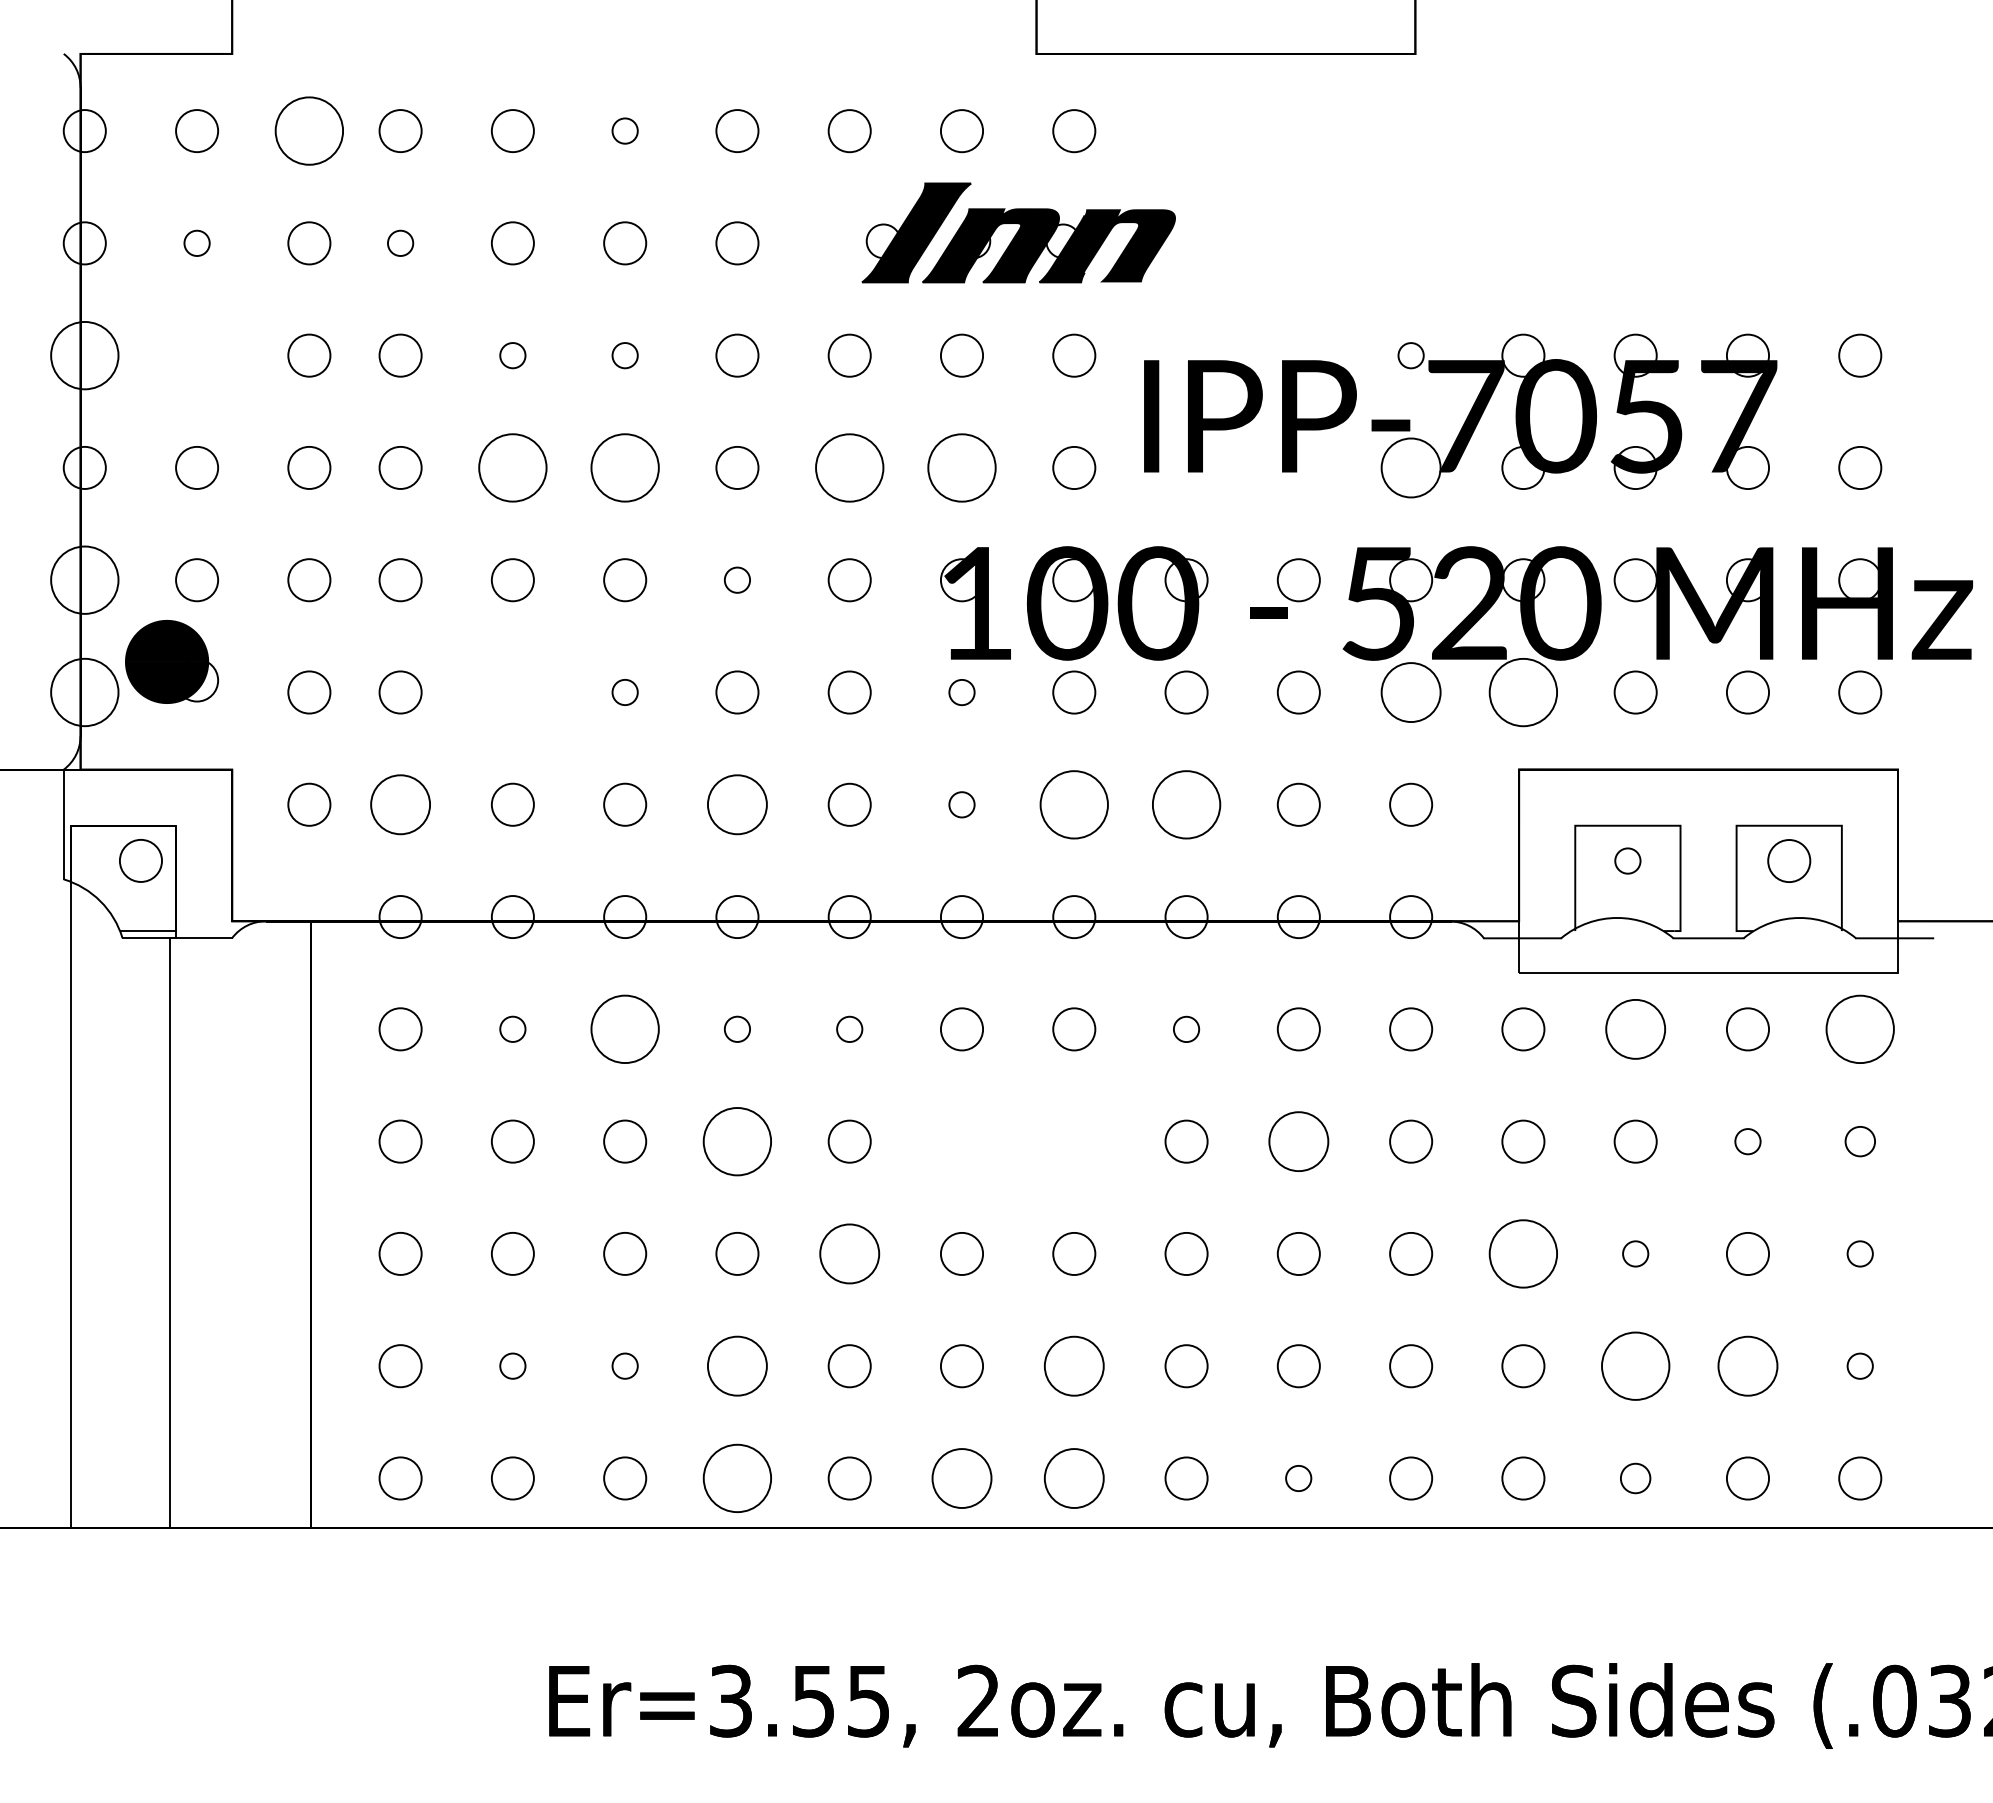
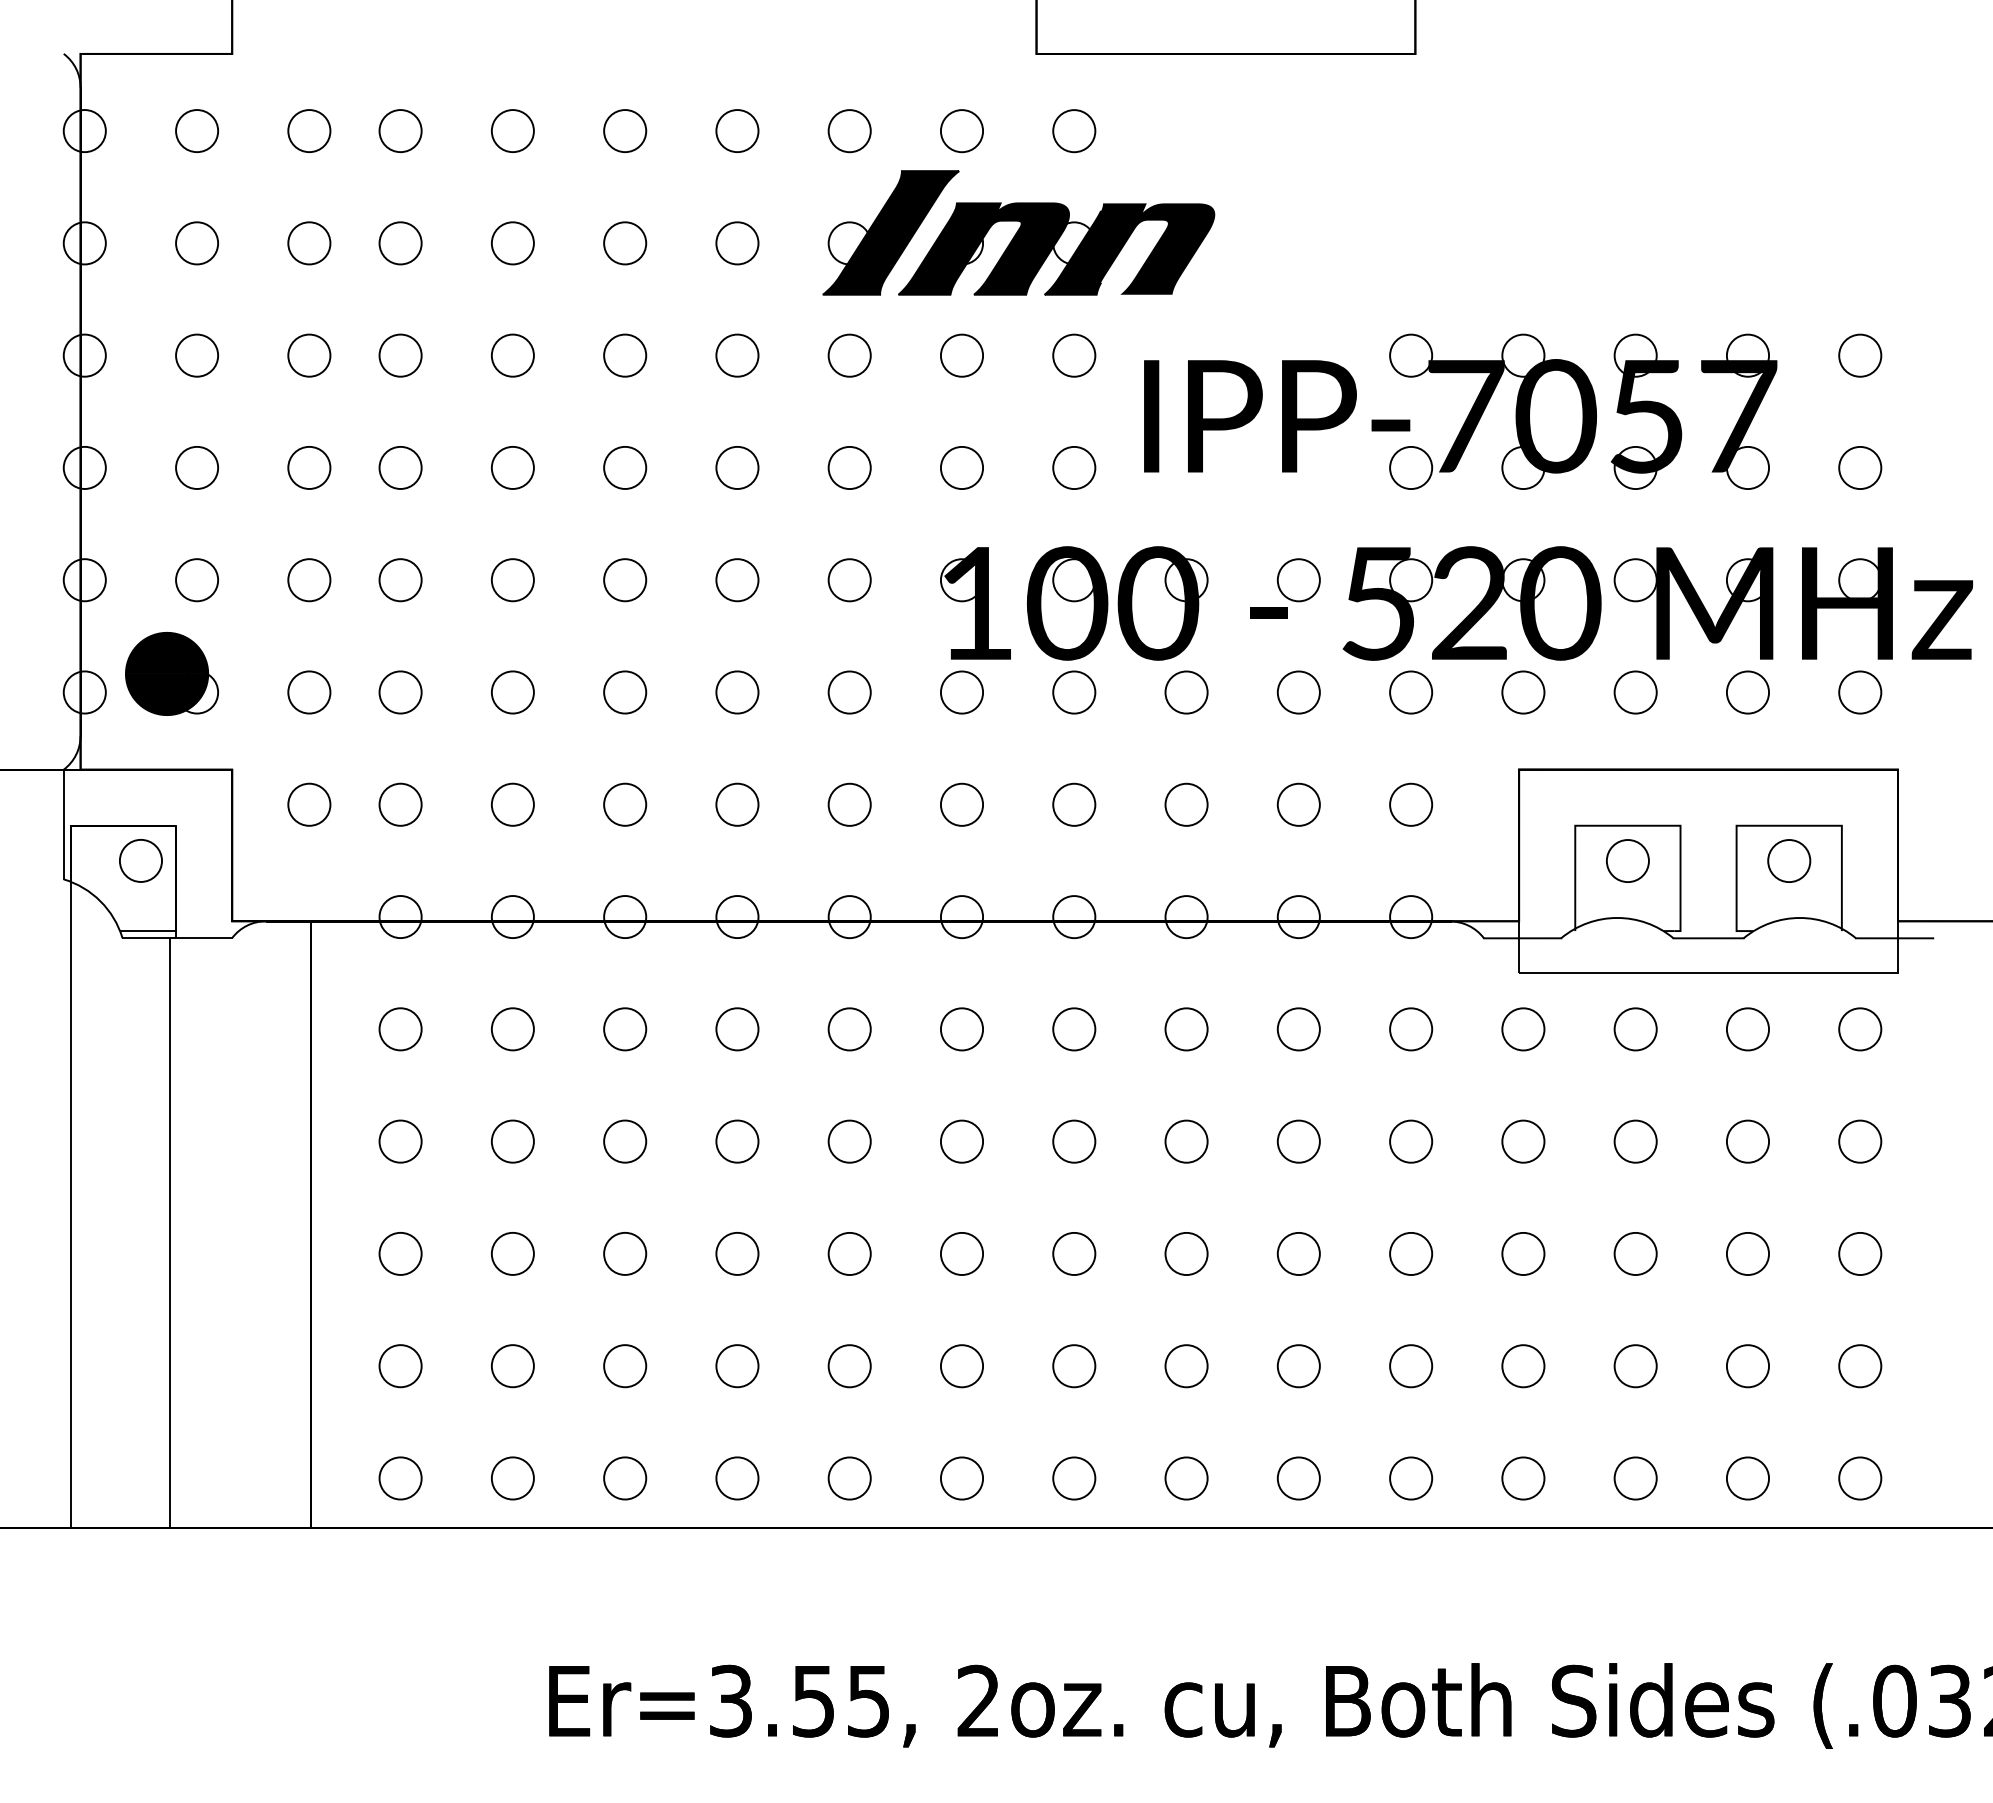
circle diameter: 67 px -> 42 px (309, 131)
circle diameter: 25 px -> 42 px (625, 131)
part size: 315x102 px -> 394x126 px (1018, 232)
circle diameter: 25 px -> 42 px (197, 243)
circle diameter: 25 px -> 42 px (400, 243)
circle diameter: 67 px -> 42 px (84, 355)
circle: none -> present (196, 355)
circle diameter: 25 px -> 42 px (512, 355)
circle diameter: 25 px -> 42 px (625, 355)
circle diameter: 25 px -> 42 px (1411, 355)
circle diameter: 67 px -> 42 px (512, 467)
circle diameter: 67 px -> 42 px (625, 467)
circle diameter: 67 px -> 42 px (849, 467)
circle diameter: 67 px -> 42 px (961, 467)
circle diameter: 59 px -> 42 px (1411, 467)
circle diameter: 67 px -> 42 px (84, 580)
circle diameter: 25 px -> 42 px (737, 580)
part position: (171, 661) -> (171, 673) (171, 673)
circle diameter: 67 px -> 42 px (84, 692)
circle: none -> present (512, 692)
circle diameter: 25 px -> 42 px (625, 692)
circle diameter: 25 px -> 42 px (961, 692)
circle diameter: 59 px -> 42 px (1411, 692)
circle diameter: 67 px -> 42 px (1523, 692)
circle diameter: 59 px -> 42 px (400, 804)
circle diameter: 59 px -> 42 px (737, 804)
circle diameter: 25 px -> 42 px (961, 804)
circle diameter: 67 px -> 42 px (1074, 804)
circle diameter: 67 px -> 42 px (1186, 804)
circle diameter: 25 px -> 42 px (1627, 861)
circle diameter: 25 px -> 42 px (512, 1029)
circle diameter: 25 px -> 42 px (737, 1029)
circle size: 28x28 px -> 45x45 px (1186, 1029)
circle diameter: 59 px -> 42 px (1635, 1029)
circle diameter: 67 px -> 42 px (625, 1029)
circle diameter: 25 px -> 42 px (849, 1029)
circle diameter: 67 px -> 42 px (1860, 1029)
circle size: 70x70 px -> 45x45 px (737, 1141)
circle: none -> present (961, 1141)
circle: none -> present (1074, 1141)
circle diameter: 59 px -> 42 px (1298, 1141)
circle diameter: 25 px -> 42 px (1747, 1141)
circle size: 32x32 px -> 45x45 px (1860, 1141)
circle diameter: 59 px -> 42 px (849, 1253)
circle diameter: 67 px -> 42 px (1523, 1253)
circle diameter: 25 px -> 42 px (1635, 1253)
circle diameter: 25 px -> 42 px (1860, 1253)
circle diameter: 25 px -> 42 px (512, 1366)
circle diameter: 25 px -> 42 px (625, 1366)
circle diameter: 59 px -> 42 px (737, 1366)
circle diameter: 59 px -> 42 px (1074, 1366)
circle diameter: 67 px -> 42 px (1635, 1366)
circle diameter: 59 px -> 42 px (1747, 1366)
circle diameter: 25 px -> 42 px (1860, 1366)
circle diameter: 67 px -> 42 px (737, 1478)
circle size: 62x61 px -> 44x45 px (961, 1478)
circle diameter: 59 px -> 42 px (1074, 1478)
circle size: 28x27 px -> 45x45 px (1298, 1478)
circle size: 32x33 px -> 45x45 px (1635, 1478)
